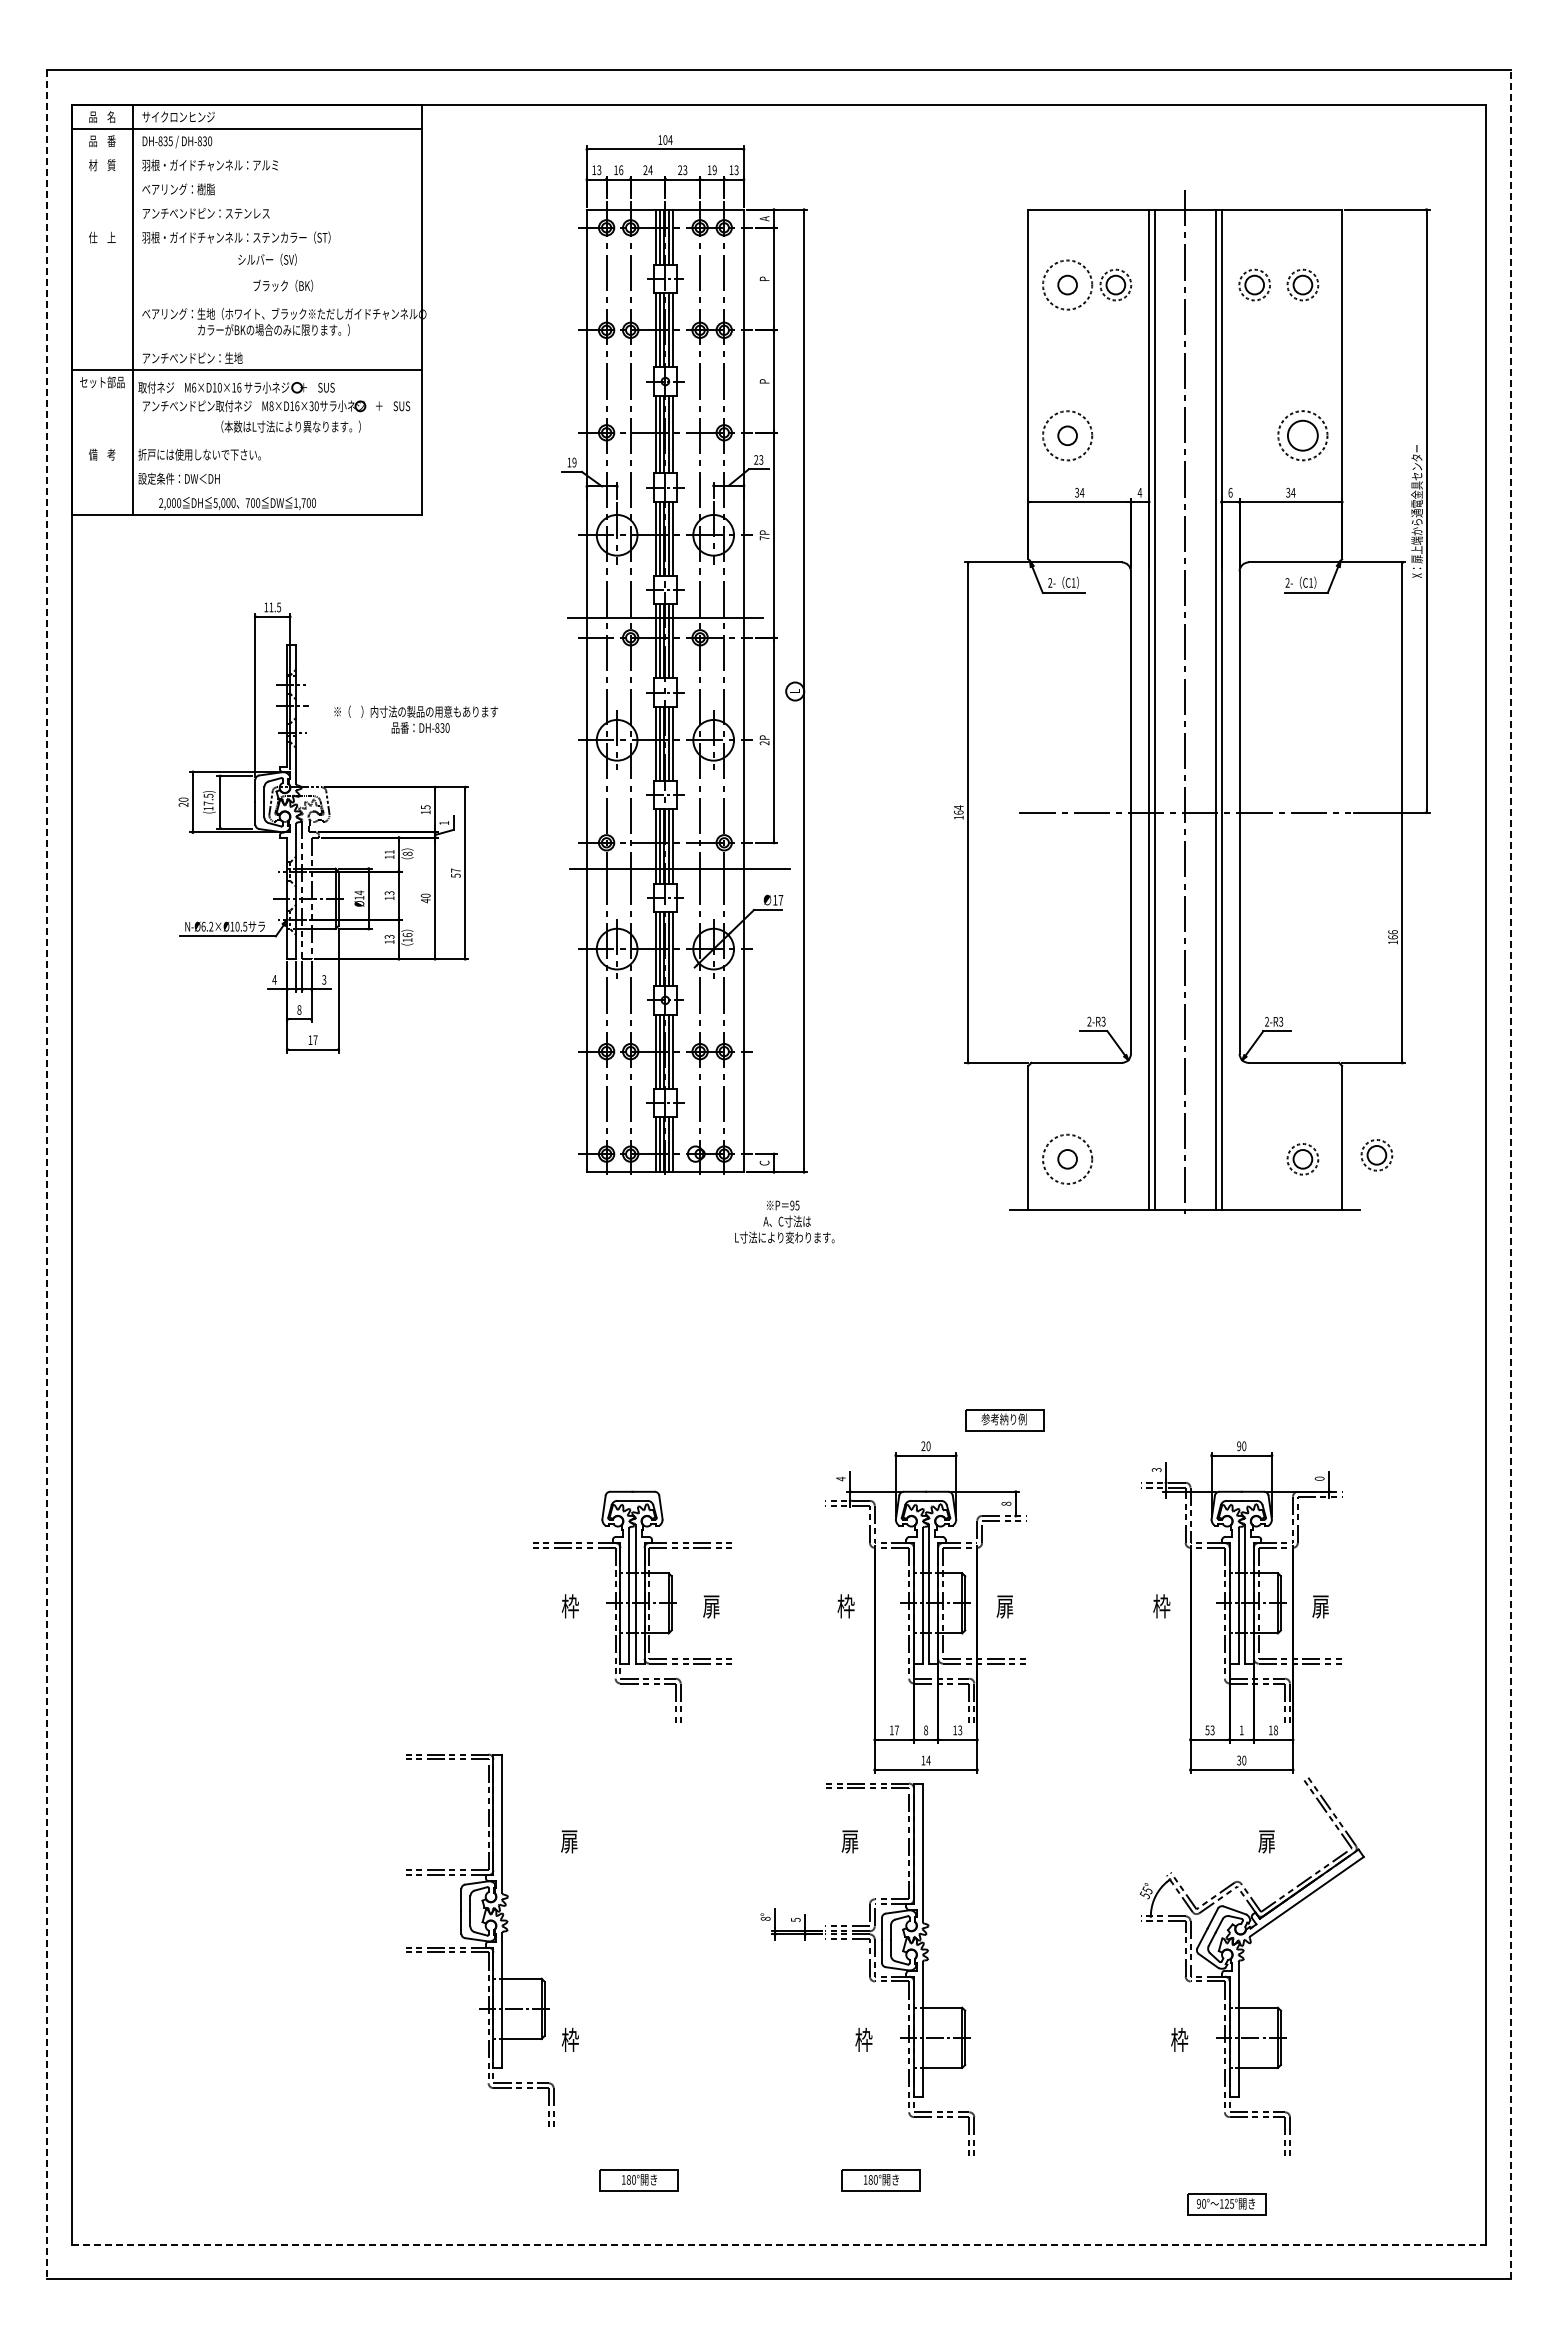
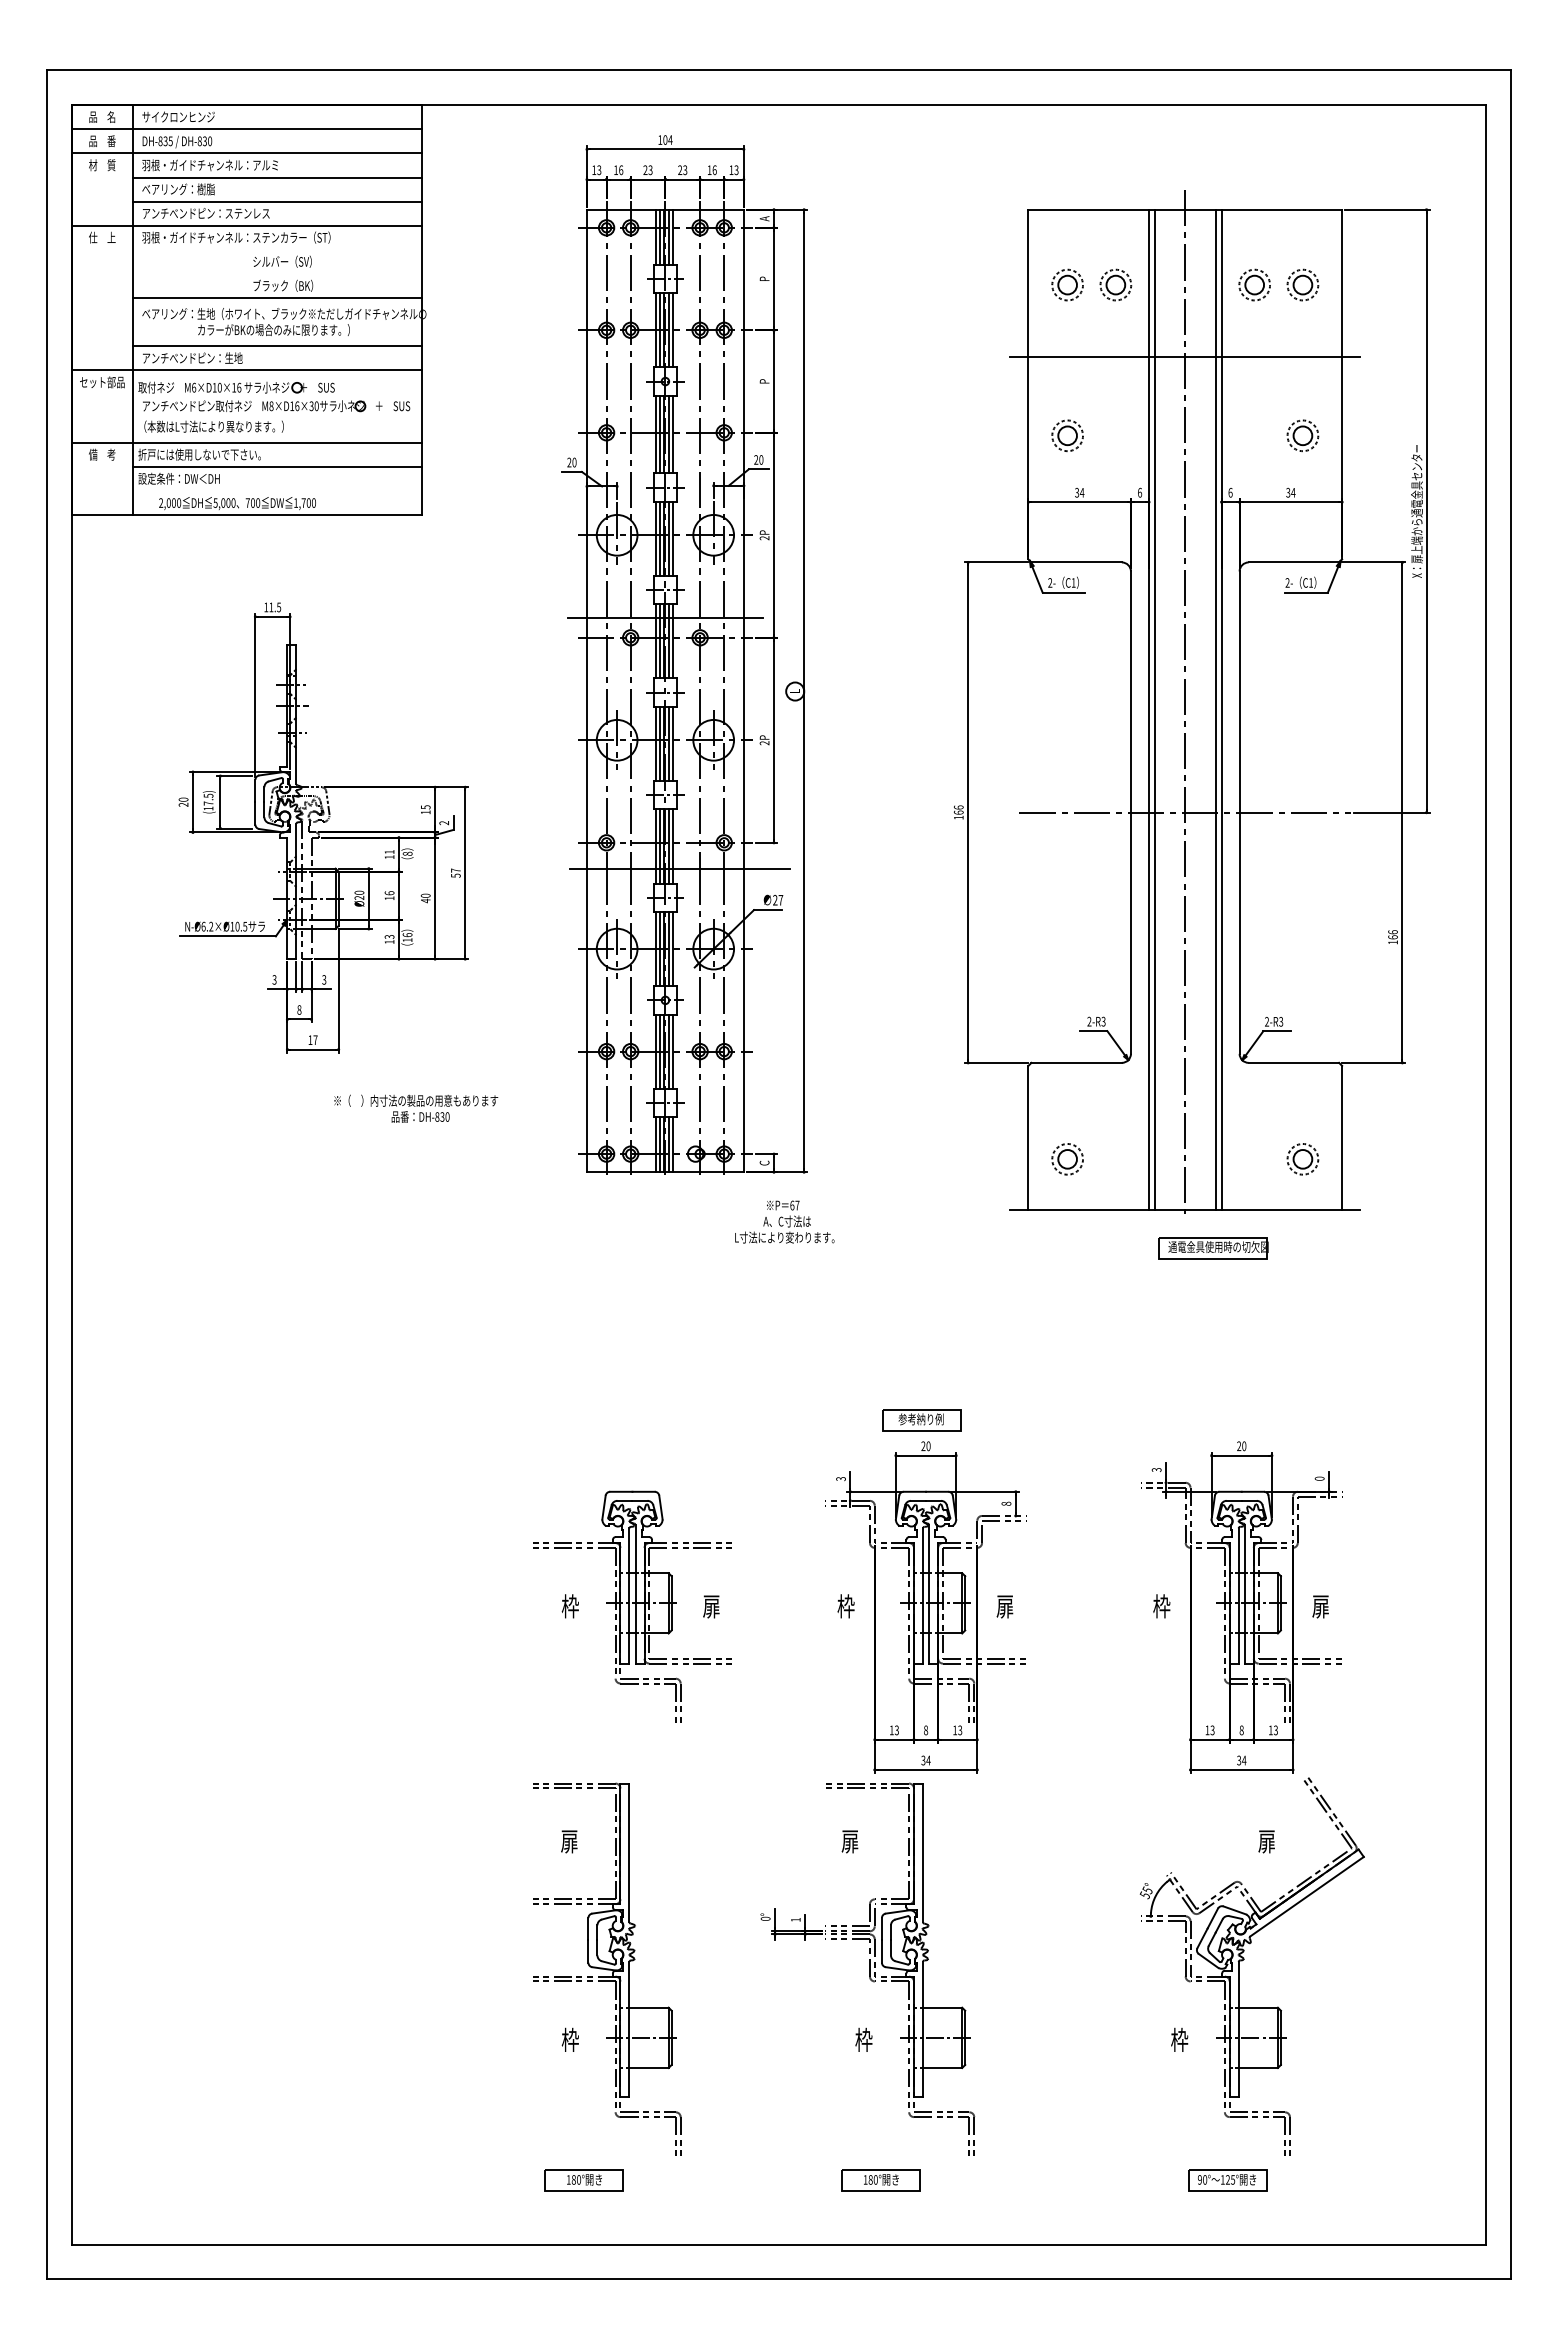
line: none -> present (247, 153)
text: 24 -> 23 (650, 170)
text: 19 -> 16 (714, 170)
line: none -> present (277, 177)
line: none -> present (277, 201)
line: none -> present (247, 225)
text position: (267, 259) -> (282, 261) (282, 261)
circle diameter: 49 px -> 31 px (1067, 284)
line: none -> present (277, 298)
line: none -> present (277, 346)
line: none -> present (1185, 357)
text position: (290, 426) -> (213, 426) (213, 426)
circle diameter: 49 px -> 31 px (1067, 435)
part size: 52x52 px -> 34x34 px (1302, 435)
line: none -> present (247, 442)
text: 23 -> 20 (761, 459)
text: 19 -> 20 (571, 462)
line: none -> present (277, 466)
text: 4 -> 6 (1139, 492)
text: 7P -> 2P (764, 538)
text position: (416, 719) -> (416, 1108) (416, 1108)
text: 164 -> 166 (958, 807)
text: 1 -> 2 (443, 823)
text: 13 -> 16 (389, 893)
text: Ø14 -> Ø20 (359, 894)
text: 17 -> 27 (775, 899)
text: 4 -> 3 (274, 979)
part: present -> none (1376, 1155)
circle diameter: 49 px -> 31 px (1067, 1158)
line: dashed -> solid (46, 1174)
line: dashed -> solid (1511, 1174)
text: 95 -> 67 (794, 1205)
part: none -> present (1213, 1248)
part position: (1004, 1420) -> (921, 1420) (921, 1420)
text: 90 -> 20 (1239, 1446)
text: 4 -> 3 (840, 1478)
text: 17 -> 13 (896, 1730)
text: 53 -> 13 (1207, 1730)
text: 1 -> 8 (1241, 1730)
text: 18 -> 13 (1275, 1730)
text: 14 -> 34 (923, 1760)
text: 30 -> 34 (1244, 1760)
text: 8° -> 0° (765, 1918)
text: 5 -> 1 (795, 1919)
part position: (480, 1939) -> (607, 1968) (607, 1968)
part position: (638, 2180) -> (583, 2180) (583, 2180)
part position: (1226, 2204) -> (1227, 2180) (1227, 2180)
line: dashed -> solid (779, 2244)
